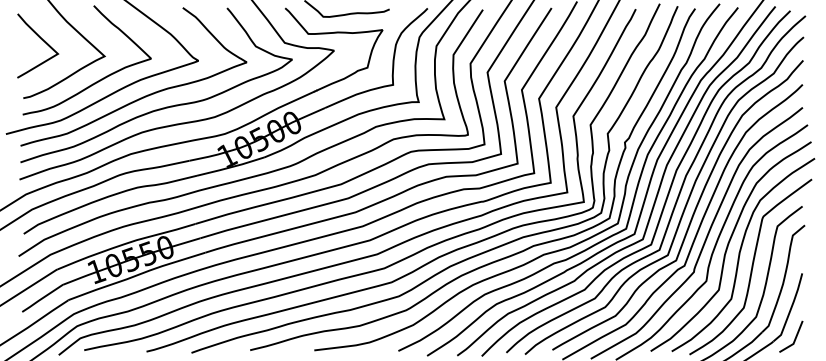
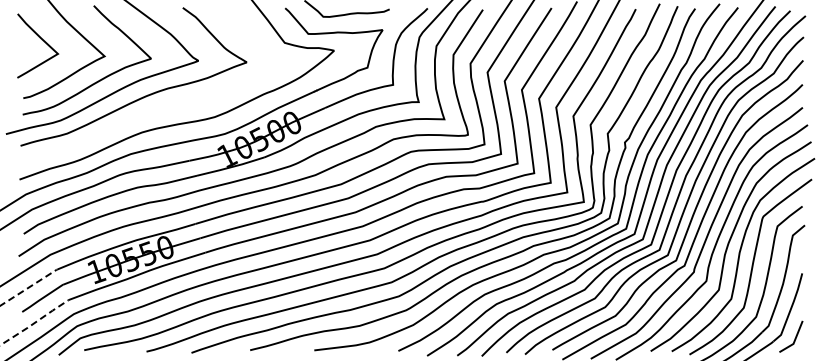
curve: present -> none (162, 107)
line: solid -> dashed (29, 286)
line: solid -> dashed (34, 322)
